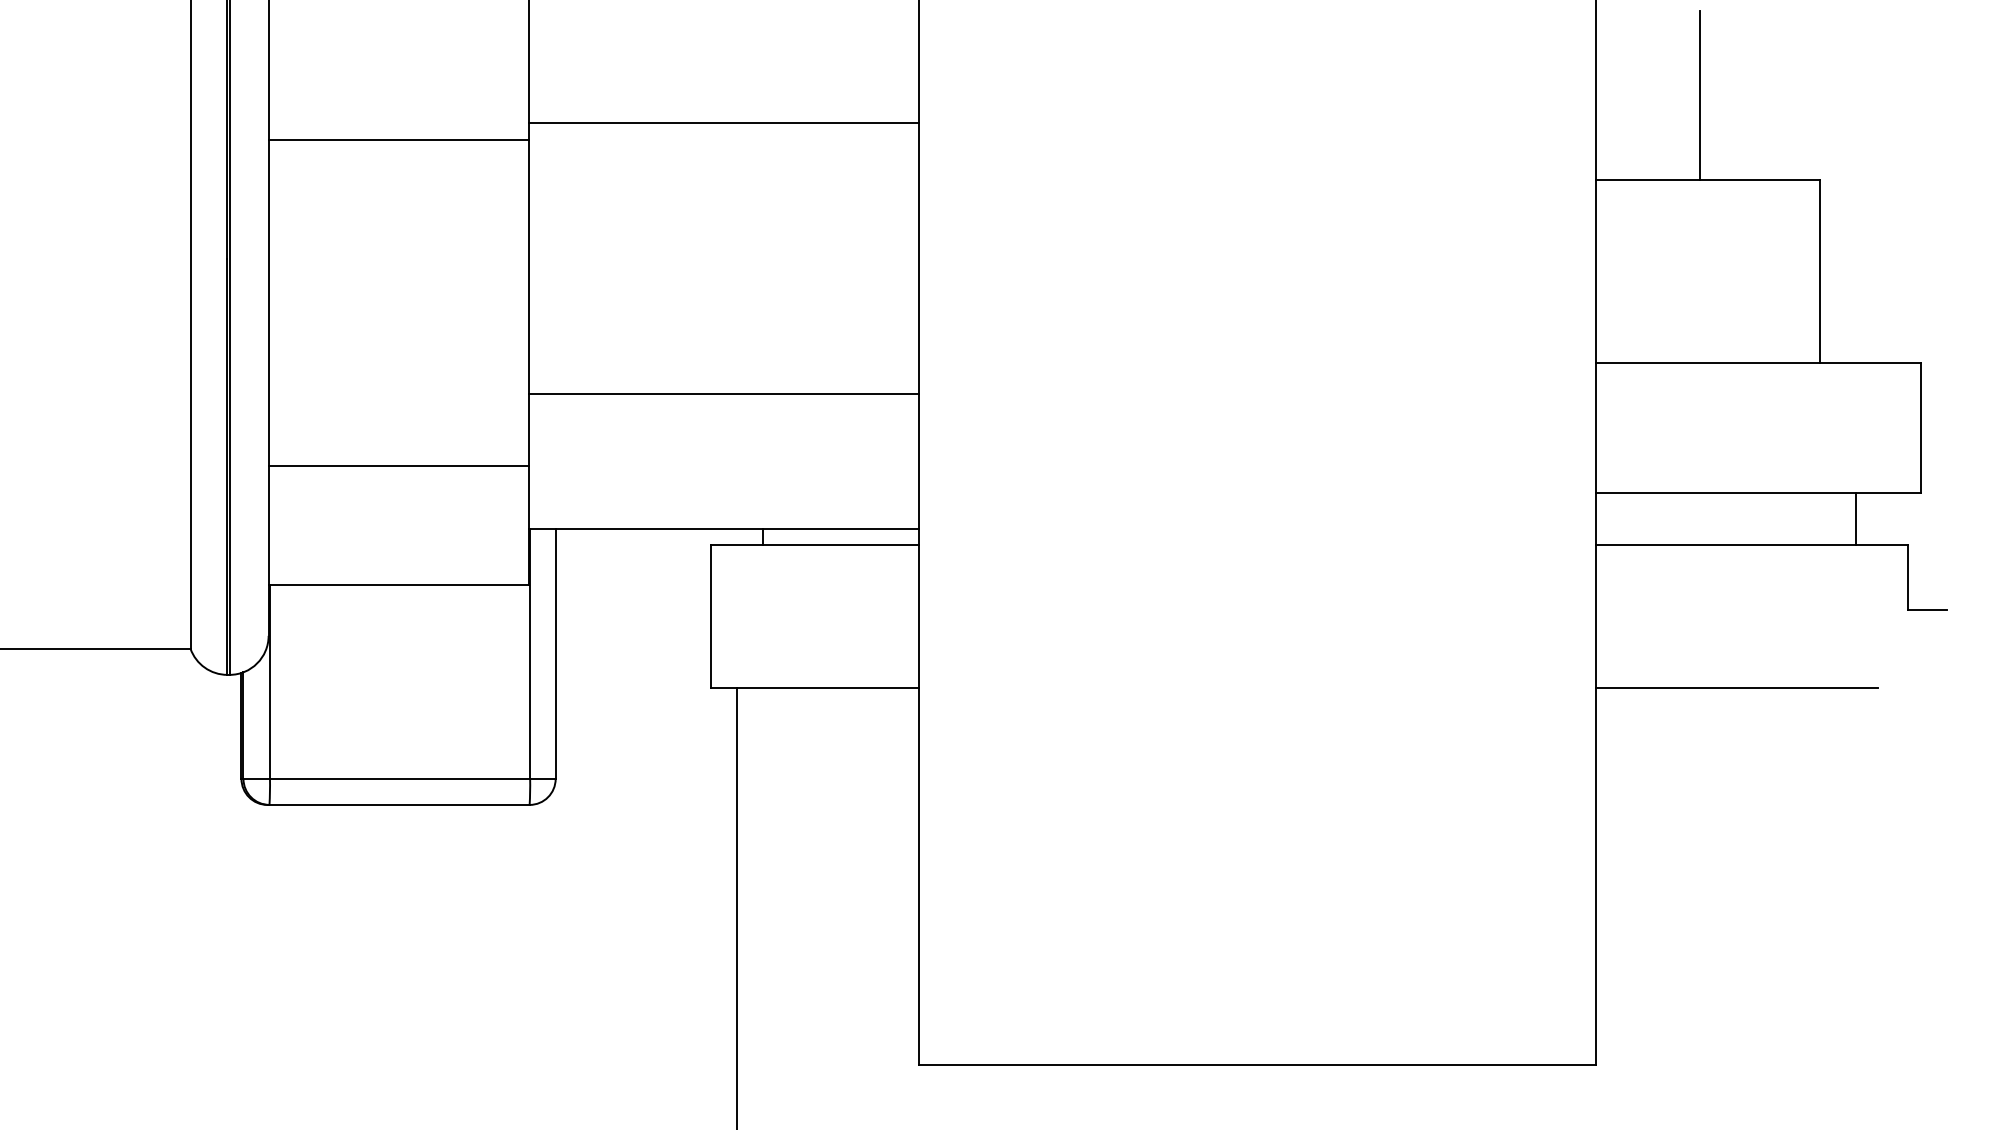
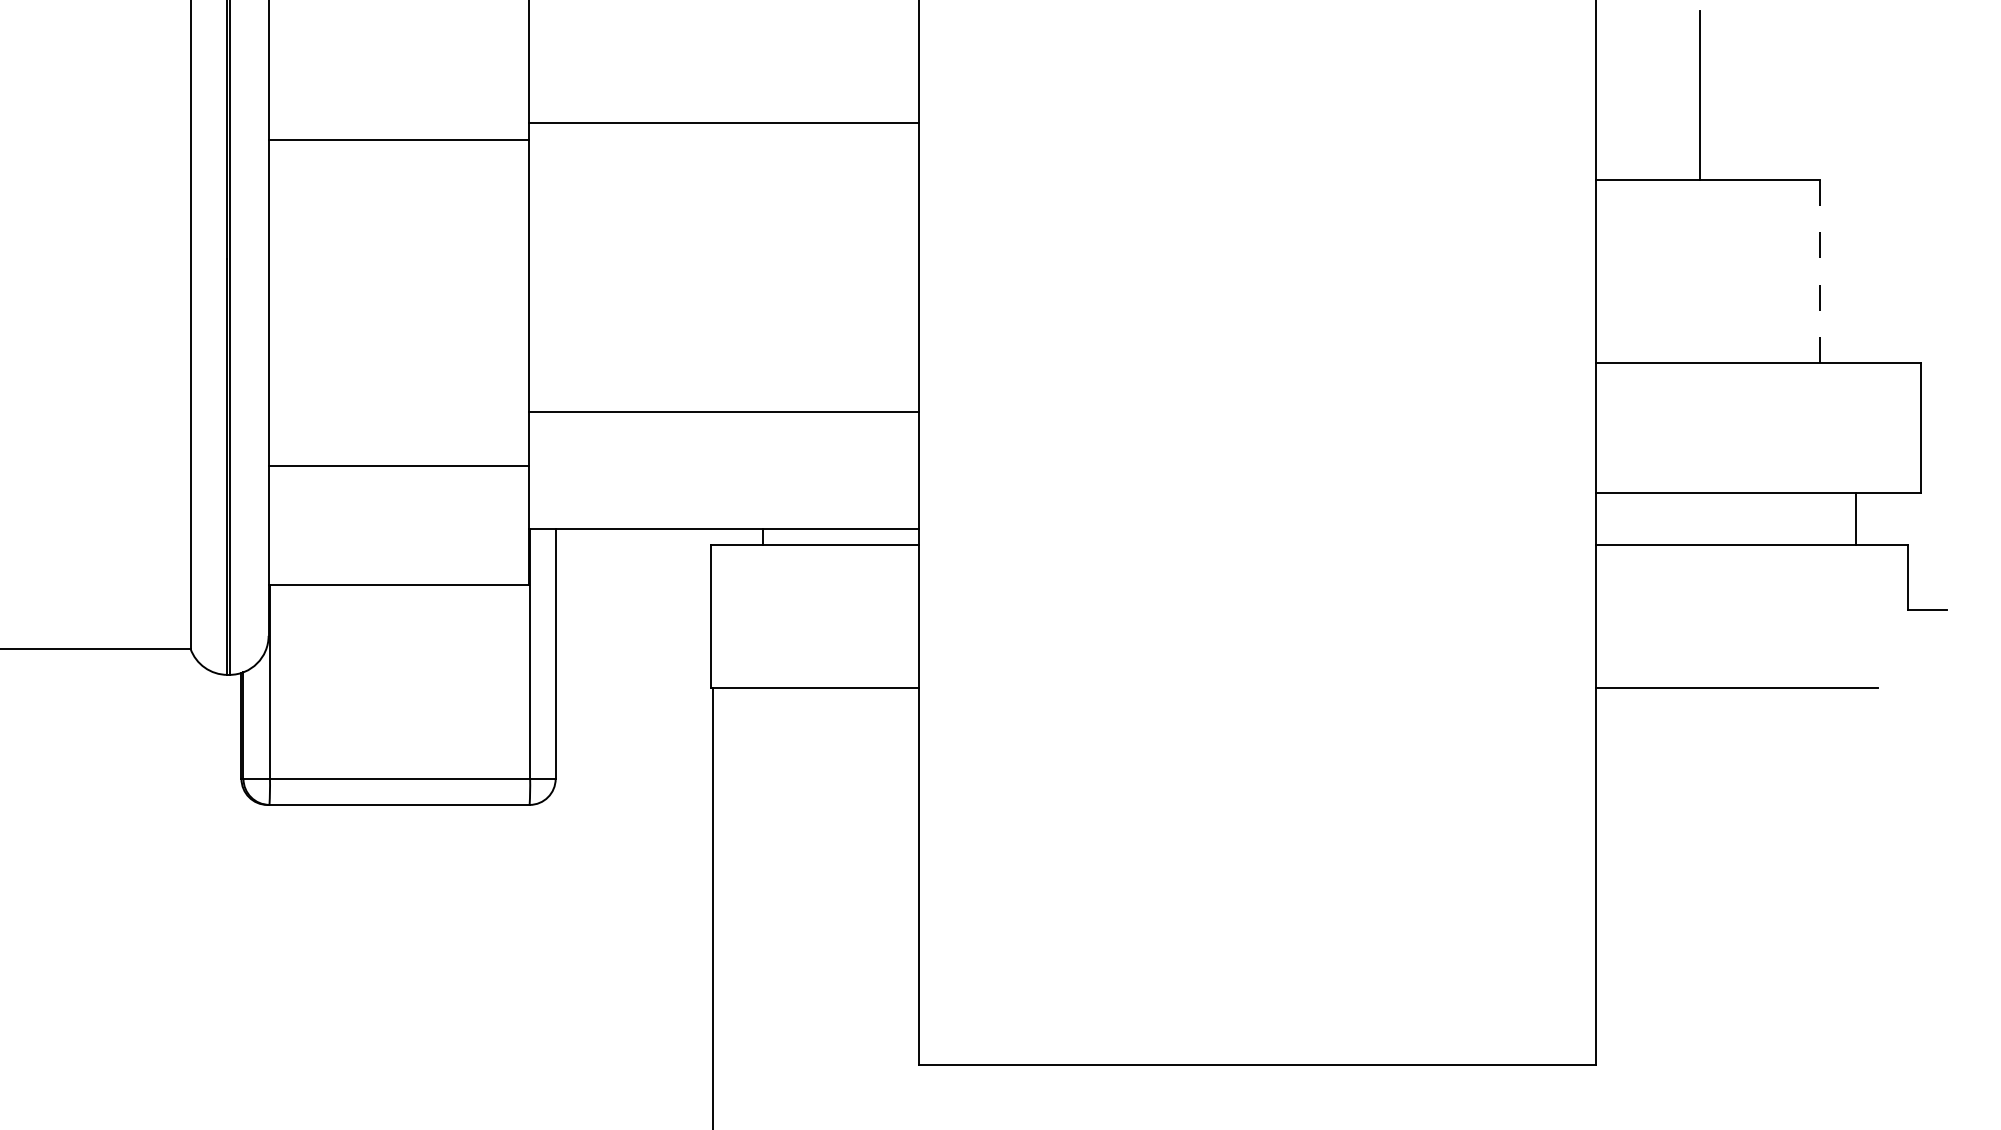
line: solid -> dashed (1820, 271)
line position: (723, 393) -> (723, 411) (723, 411)
line position: (737, 906) -> (713, 906) (713, 906)
